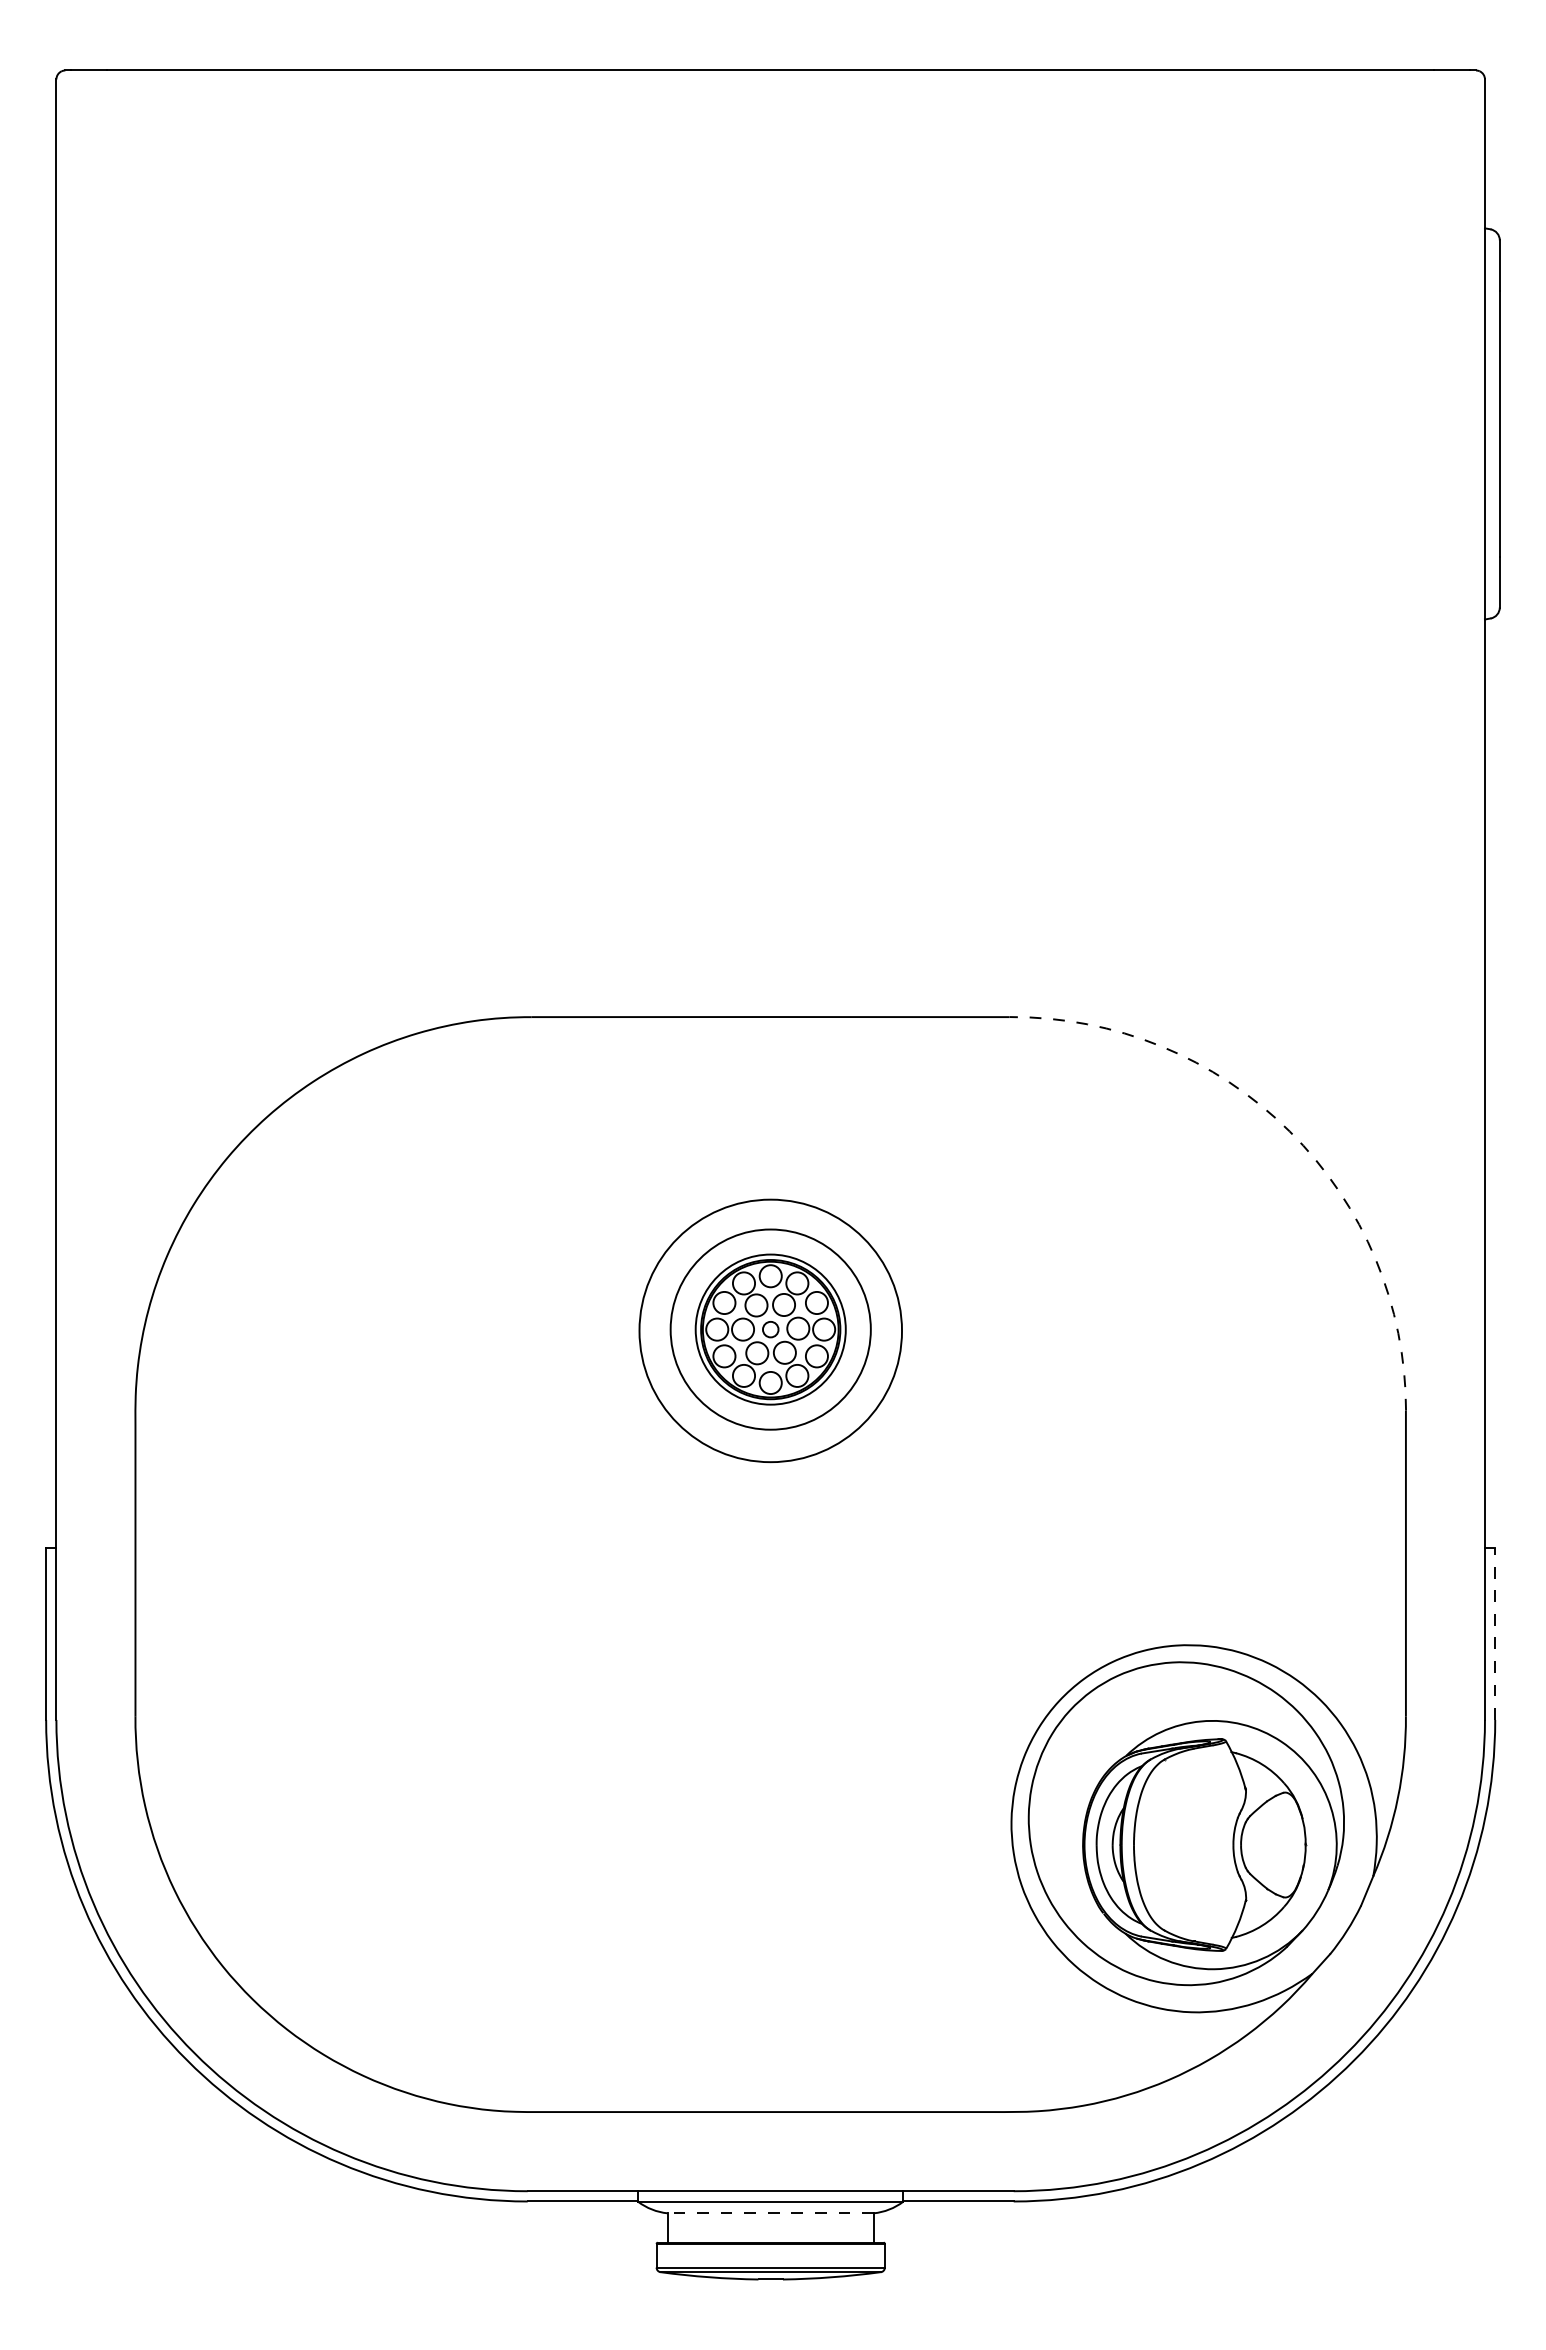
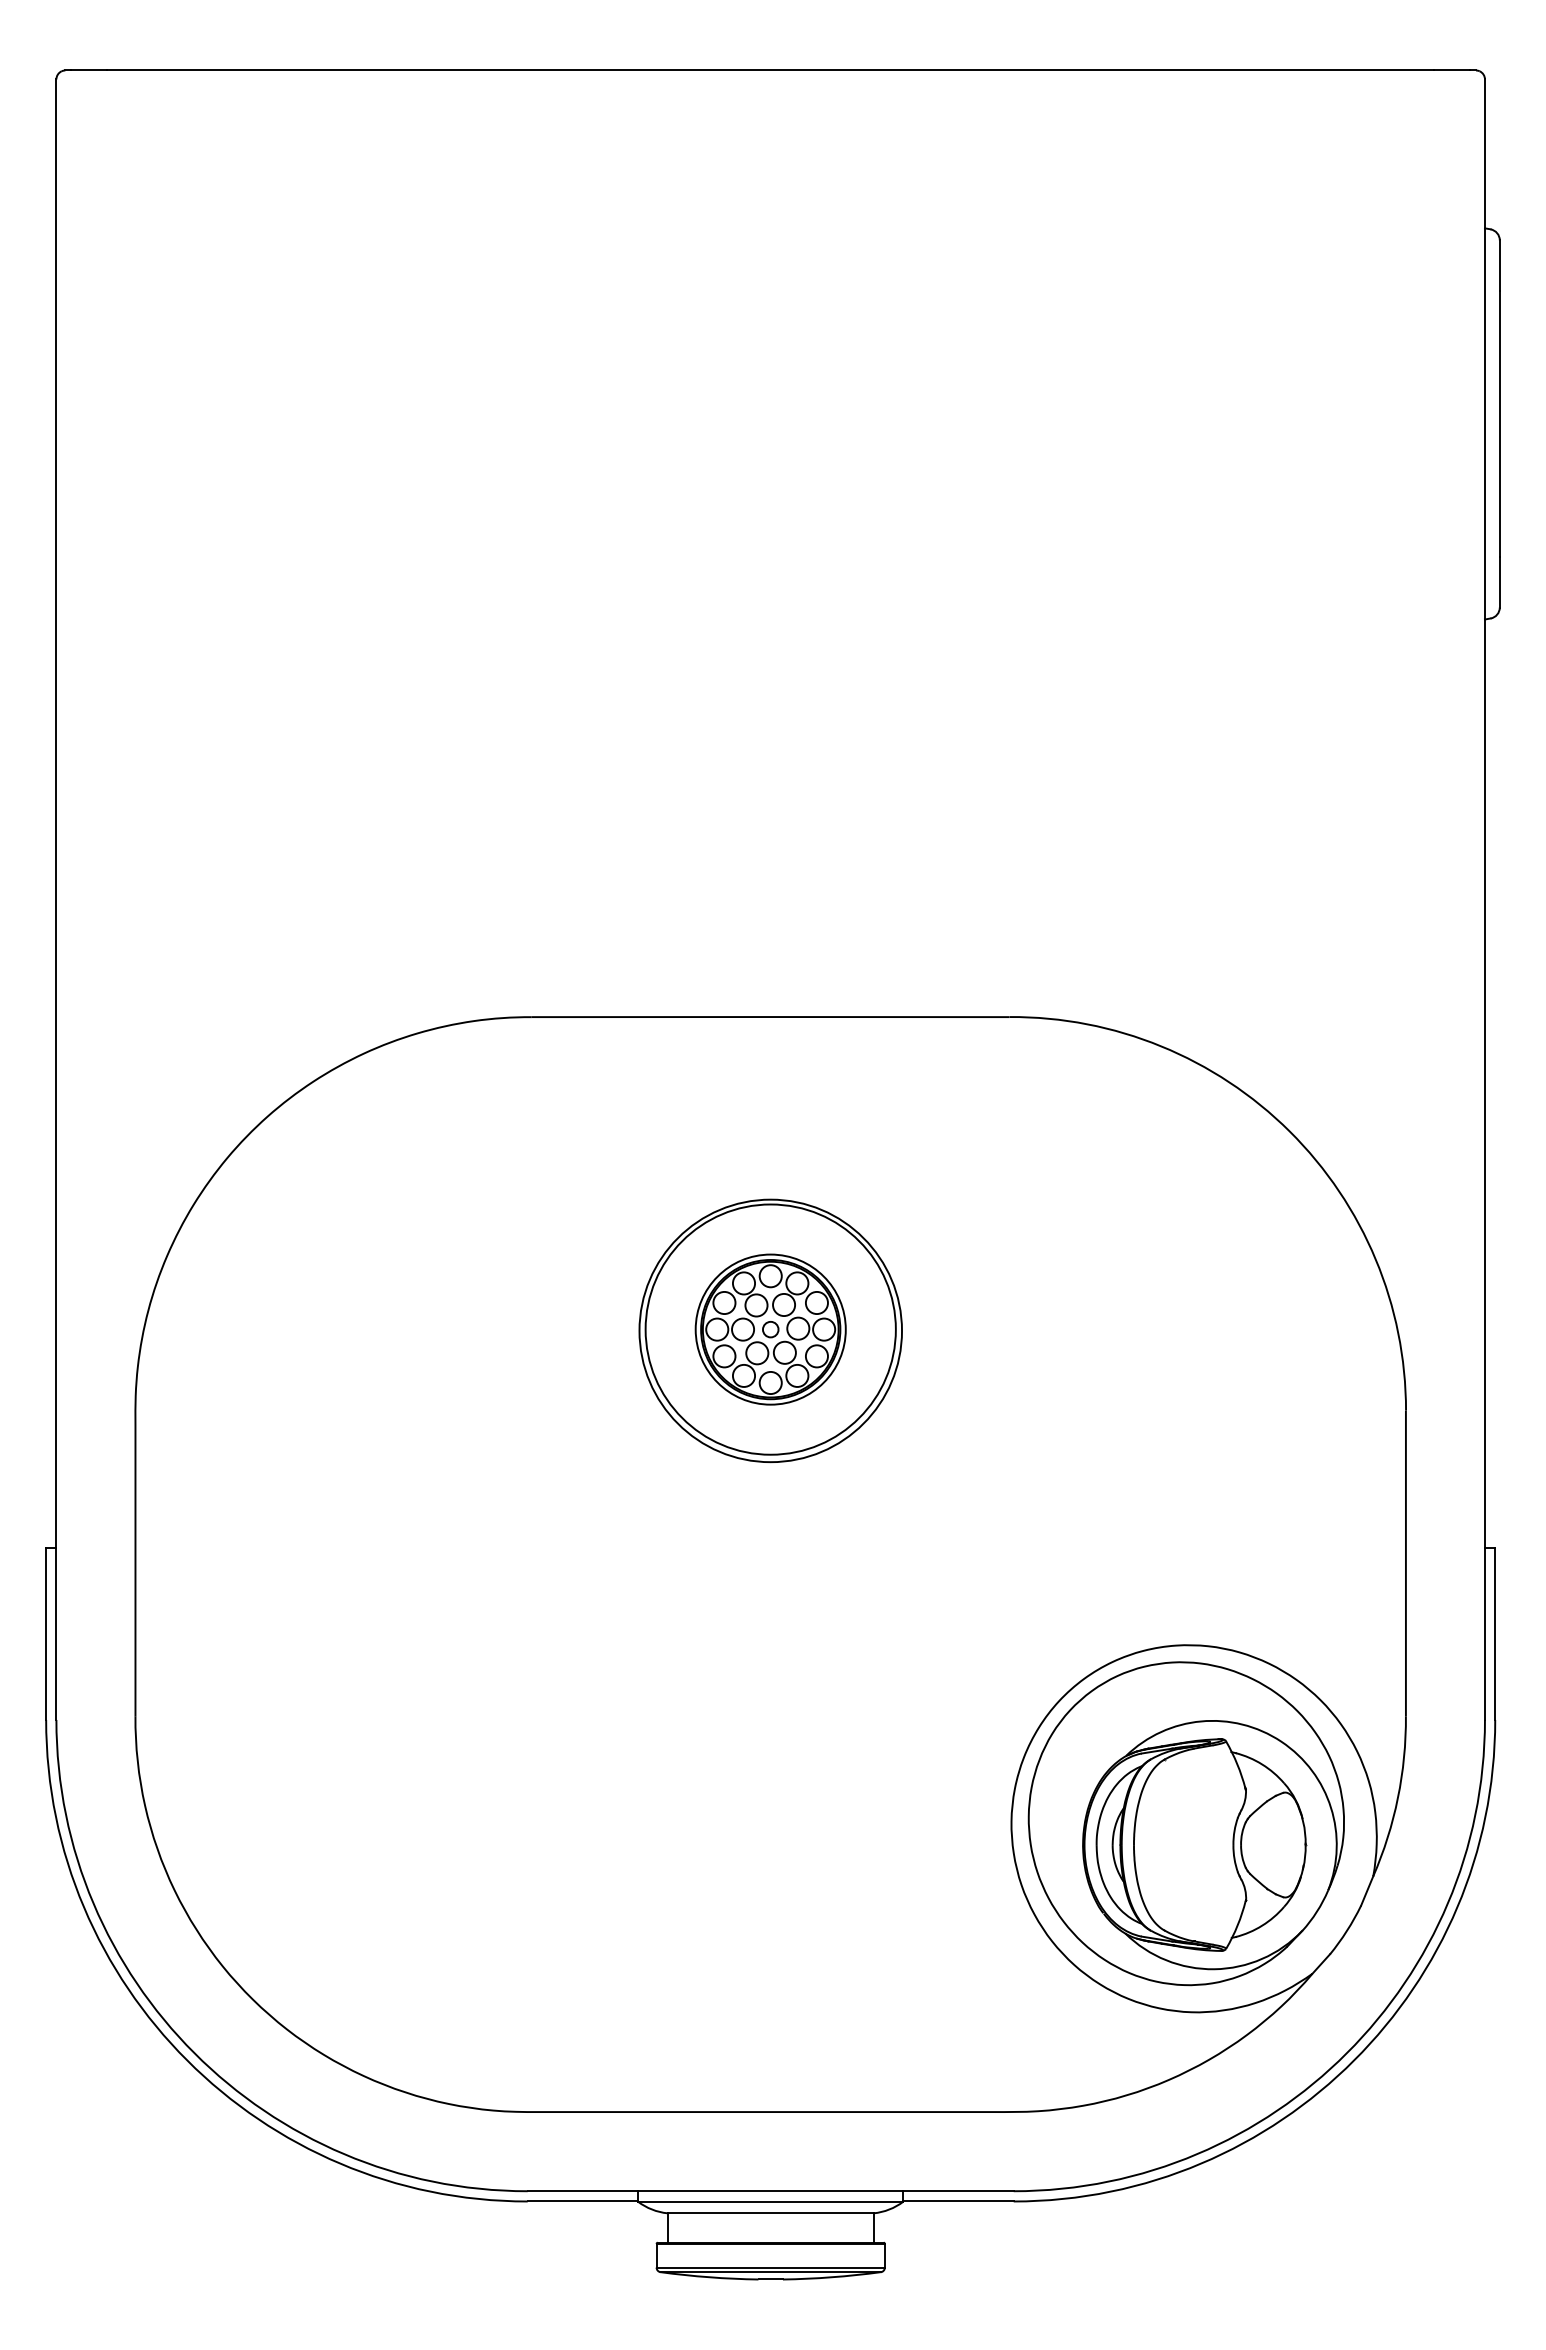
arc: dashed -> solid (1289, 1131)
circle diameter: 200 px -> 250 px (770, 1329)
line: dashed -> solid (1495, 1633)
line: dashed -> solid (770, 2213)
